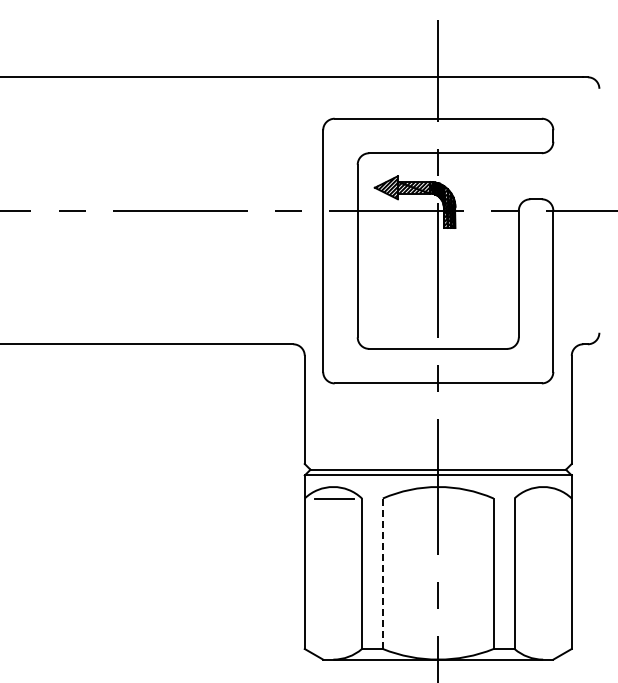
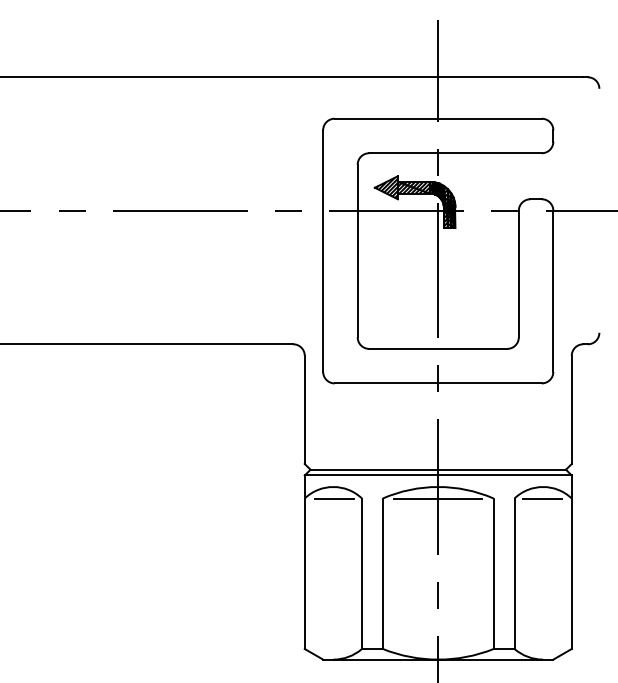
line: none -> present (437, 498)
line: none -> present (542, 498)
line: dashed -> solid (382, 574)
